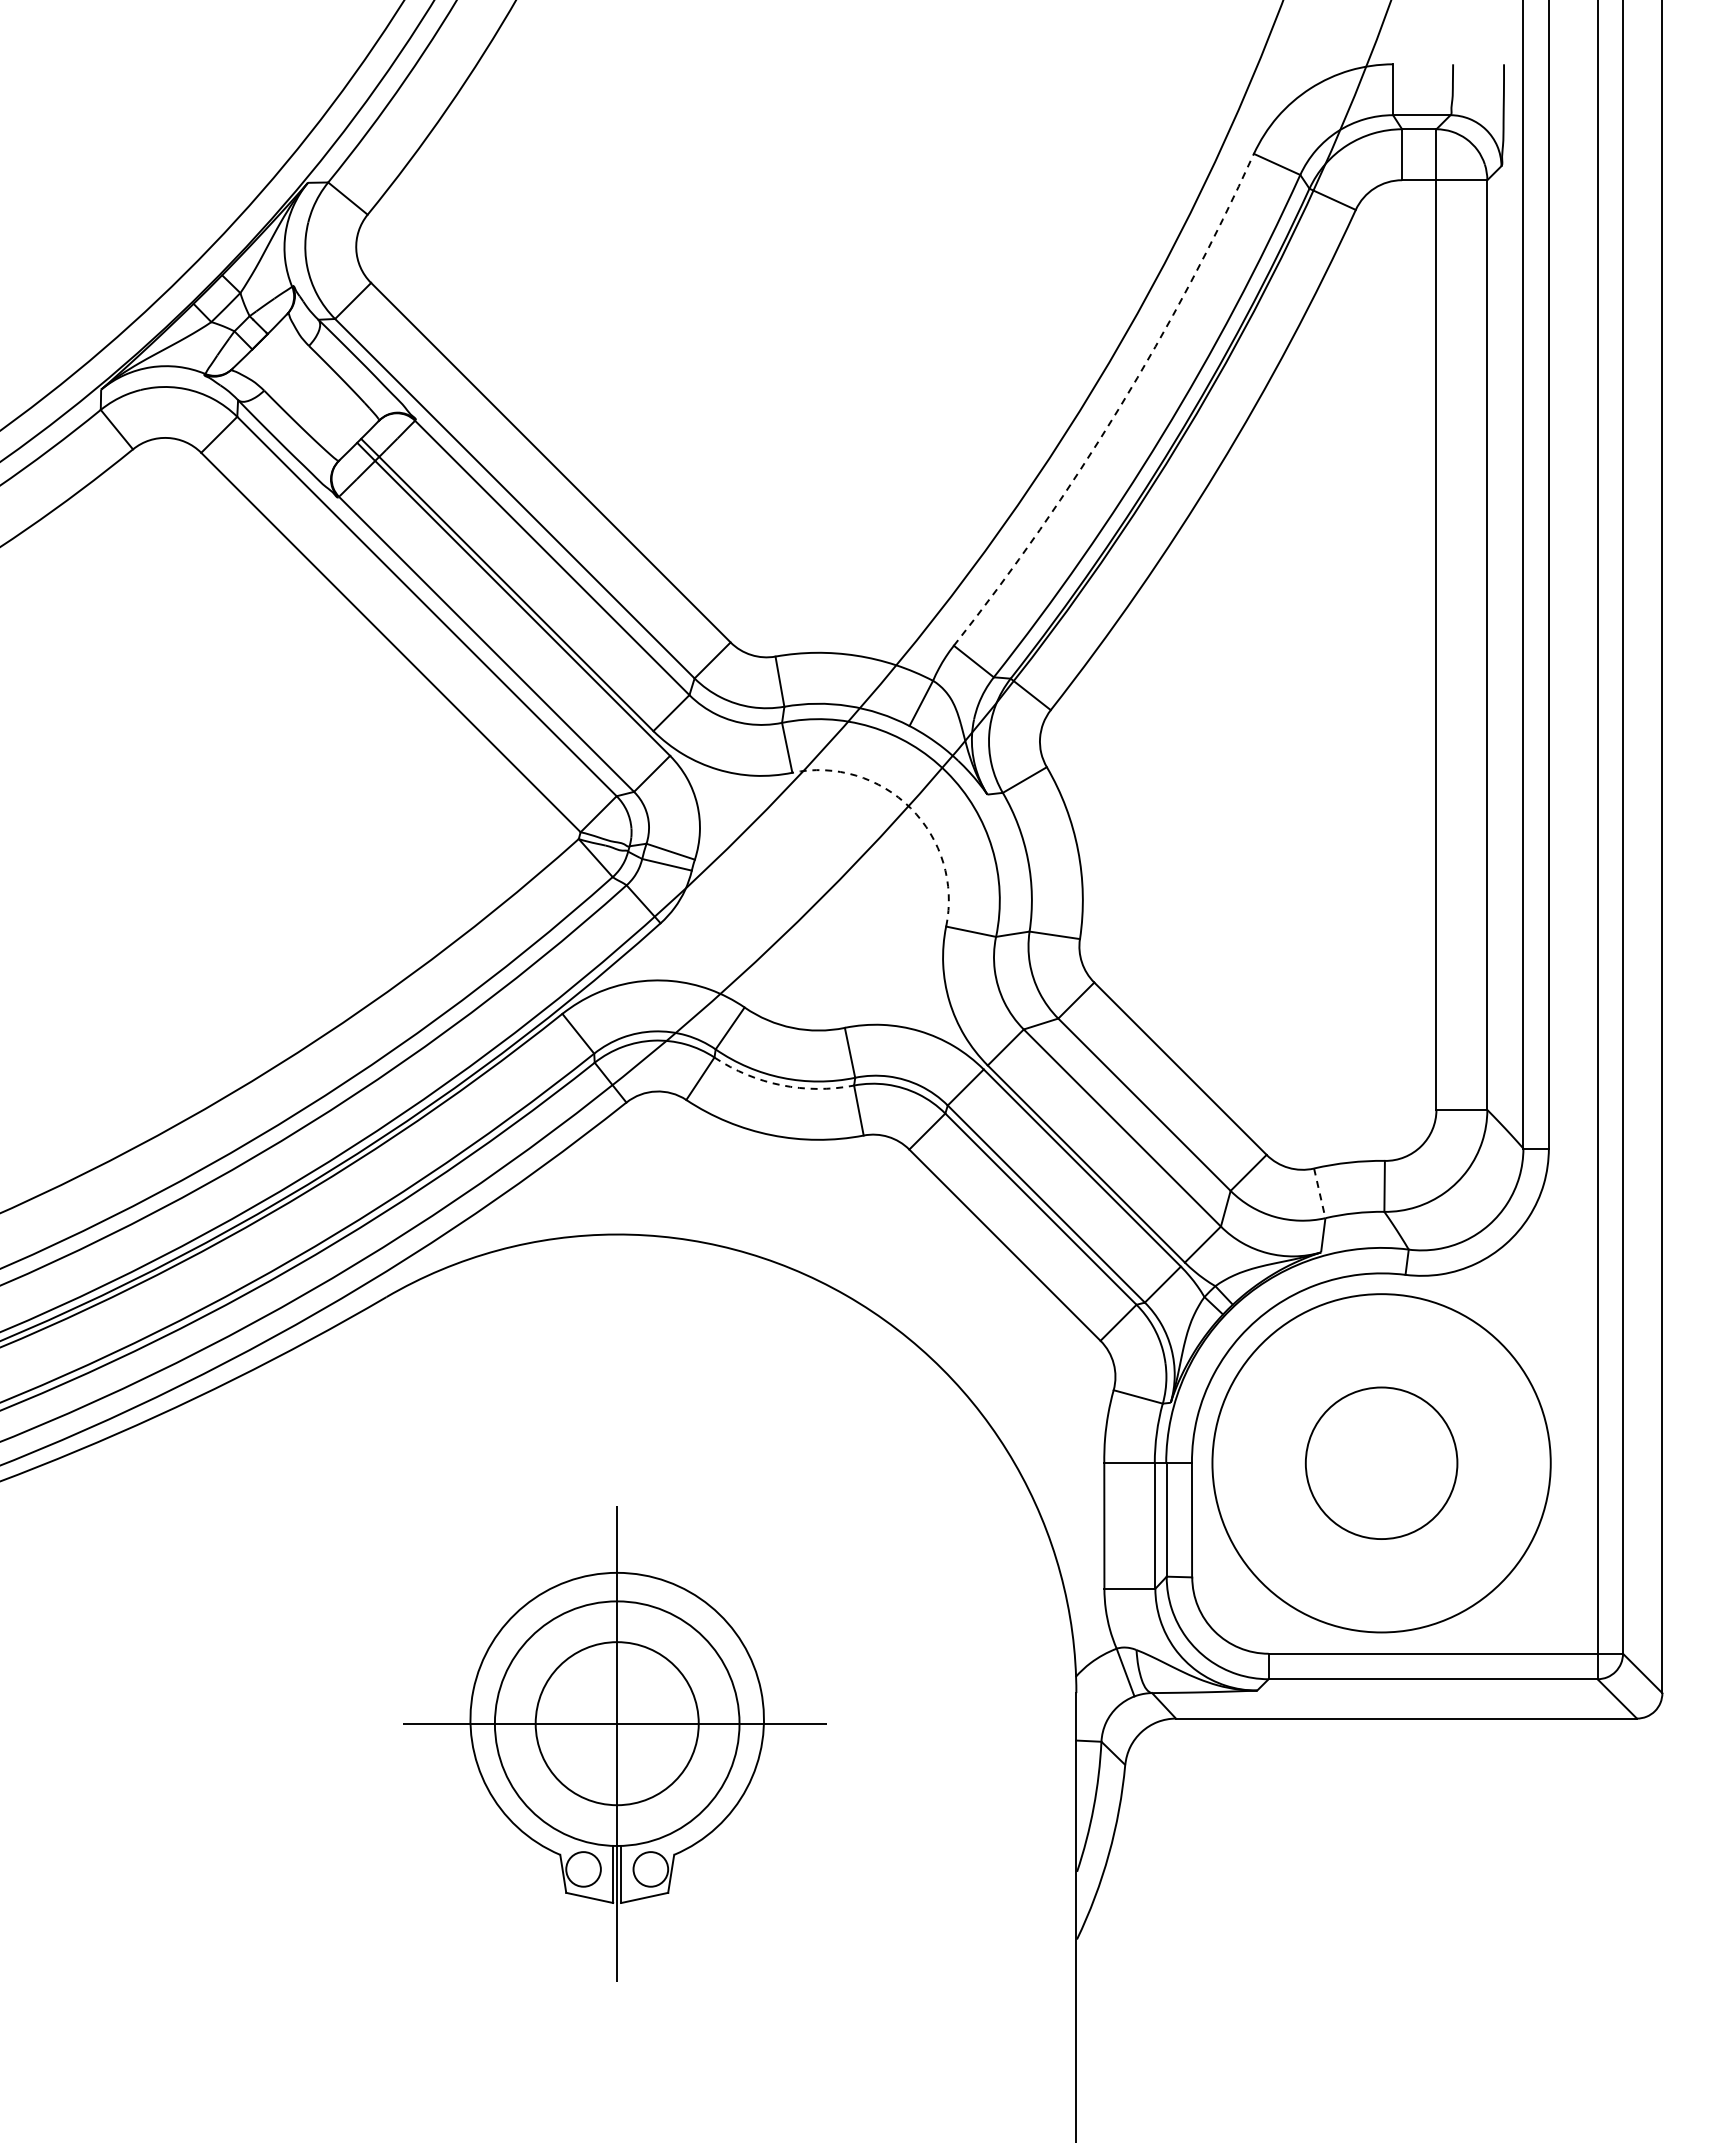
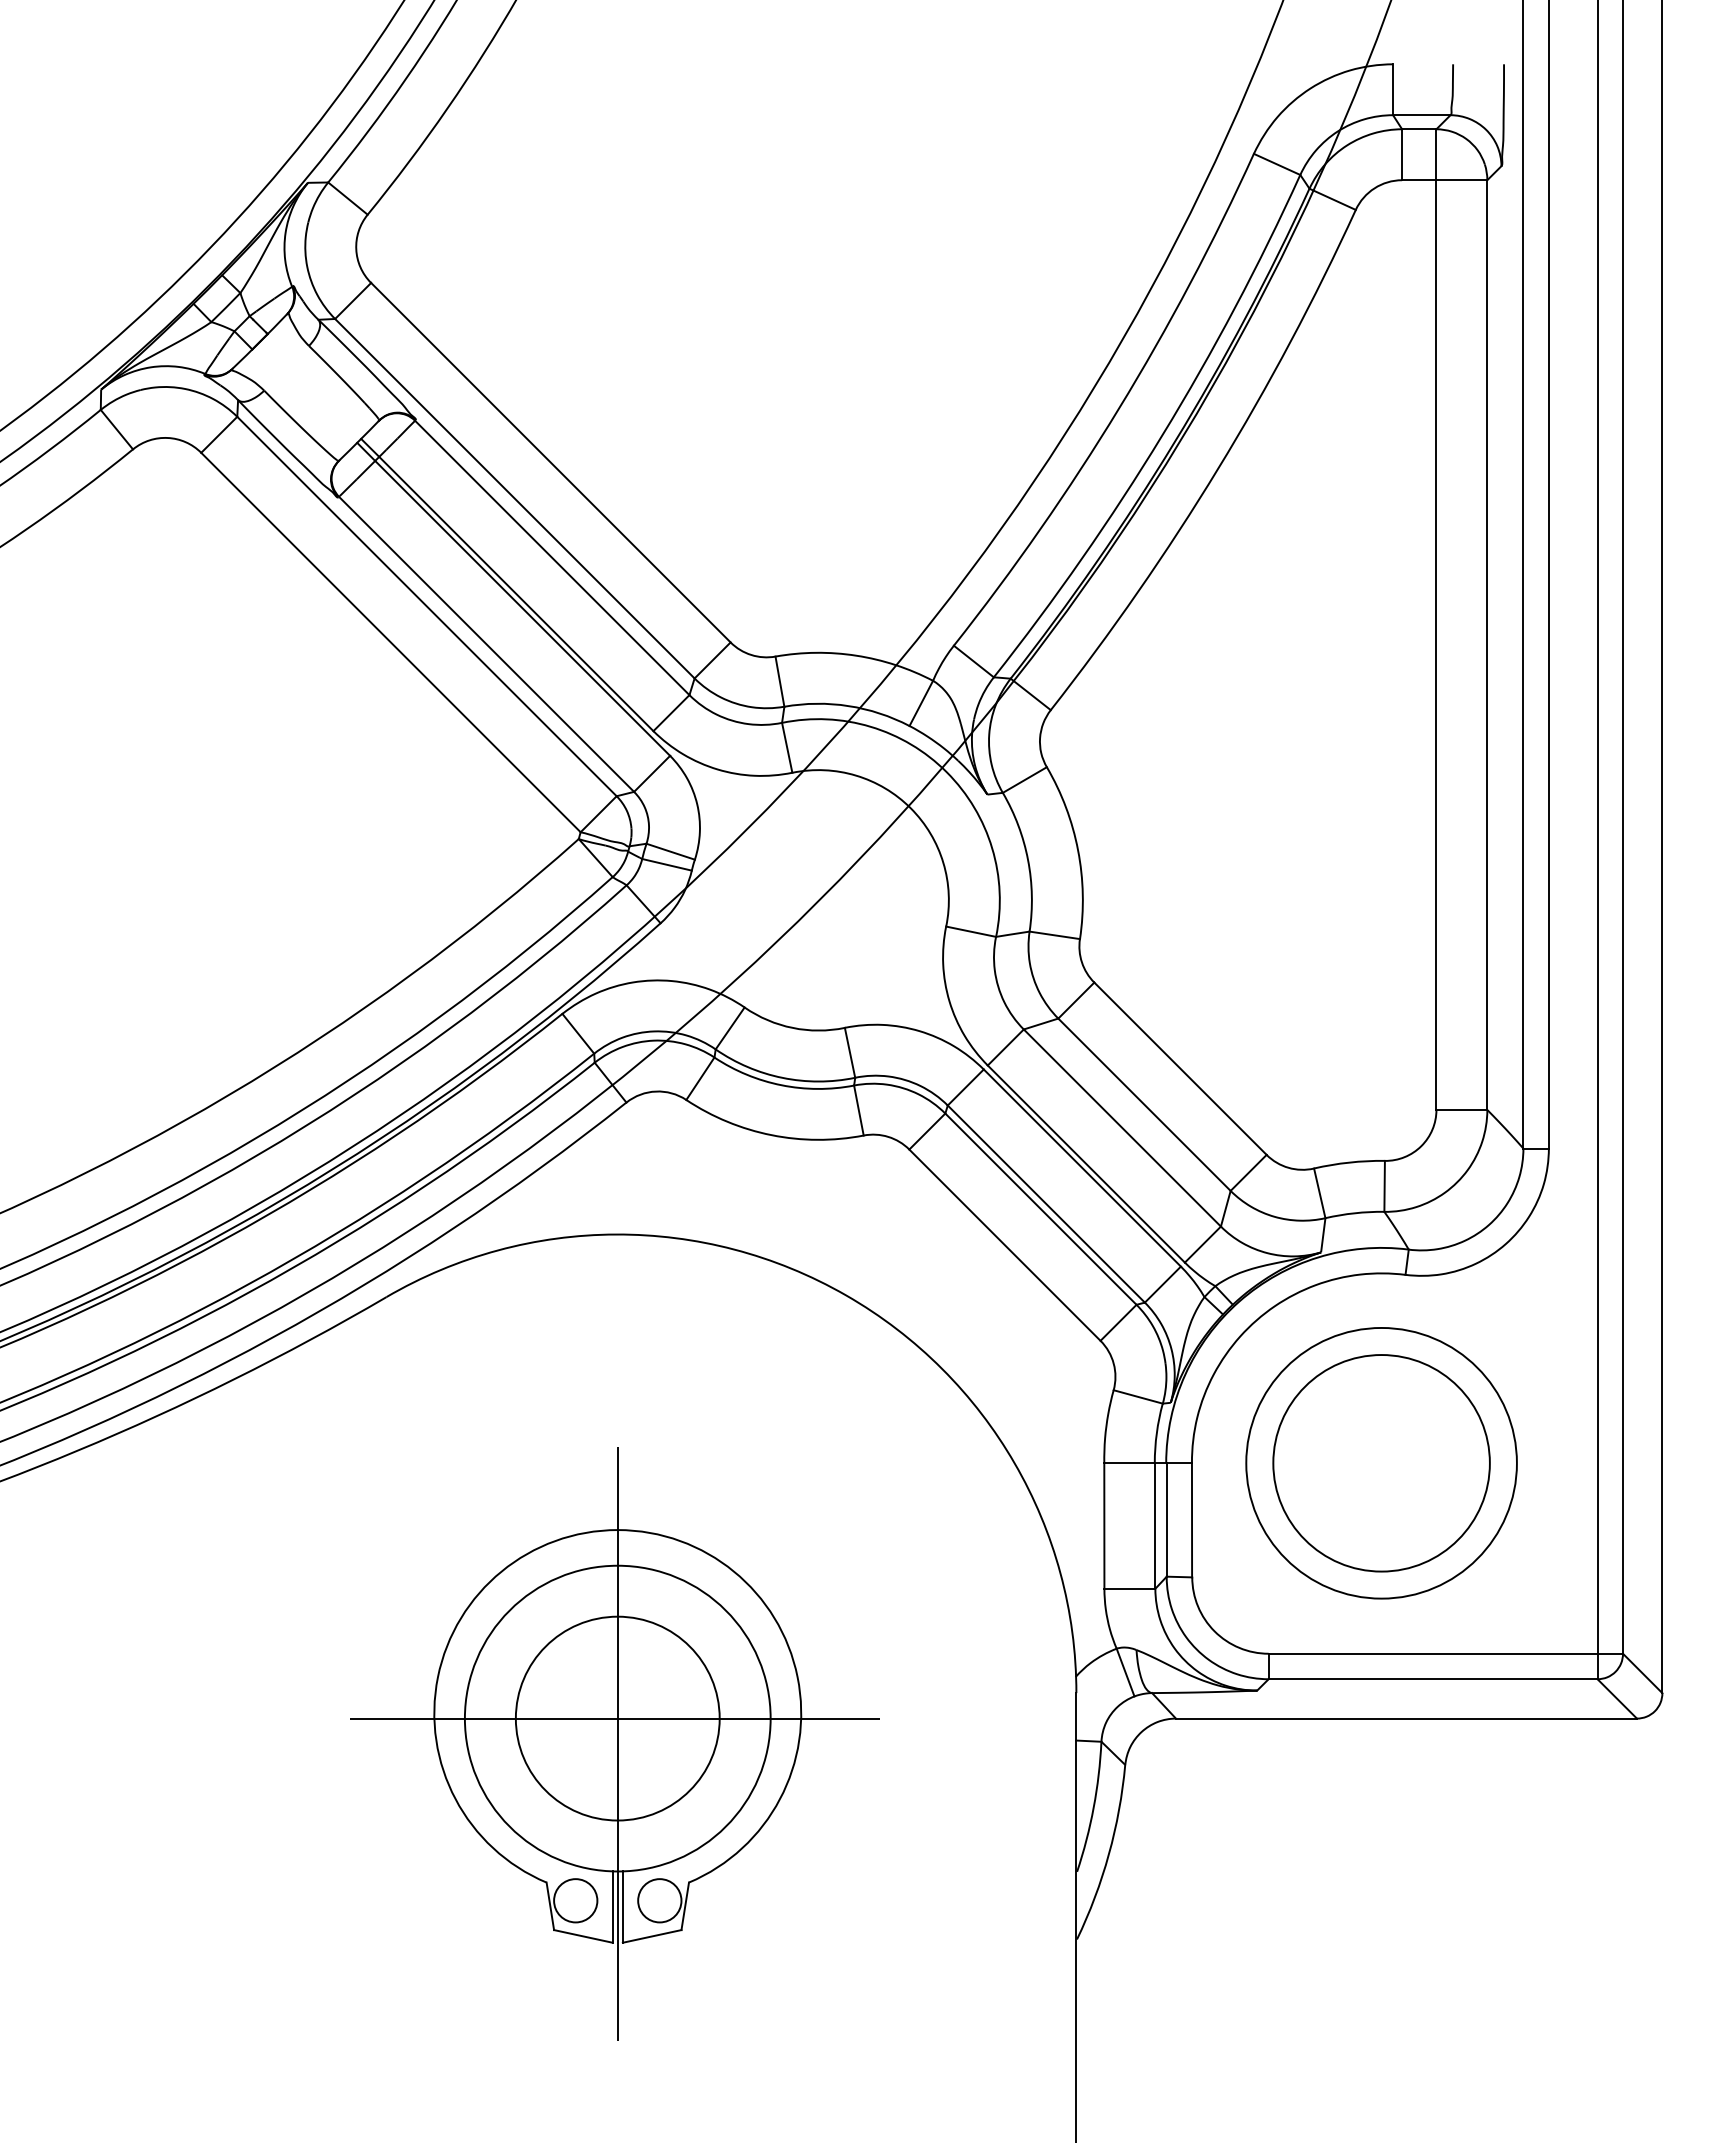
arc: dashed -> solid (1118, 408)
arc: dashed -> solid (910, 808)
arc: dashed -> solid (781, 1085)
line: dashed -> solid (1319, 1193)
circle diameter: 152 px -> 217 px (1381, 1463)
circle diameter: 338 px -> 271 px (1381, 1462)
part size: 424x476 px -> 530x594 px (614, 1743)
